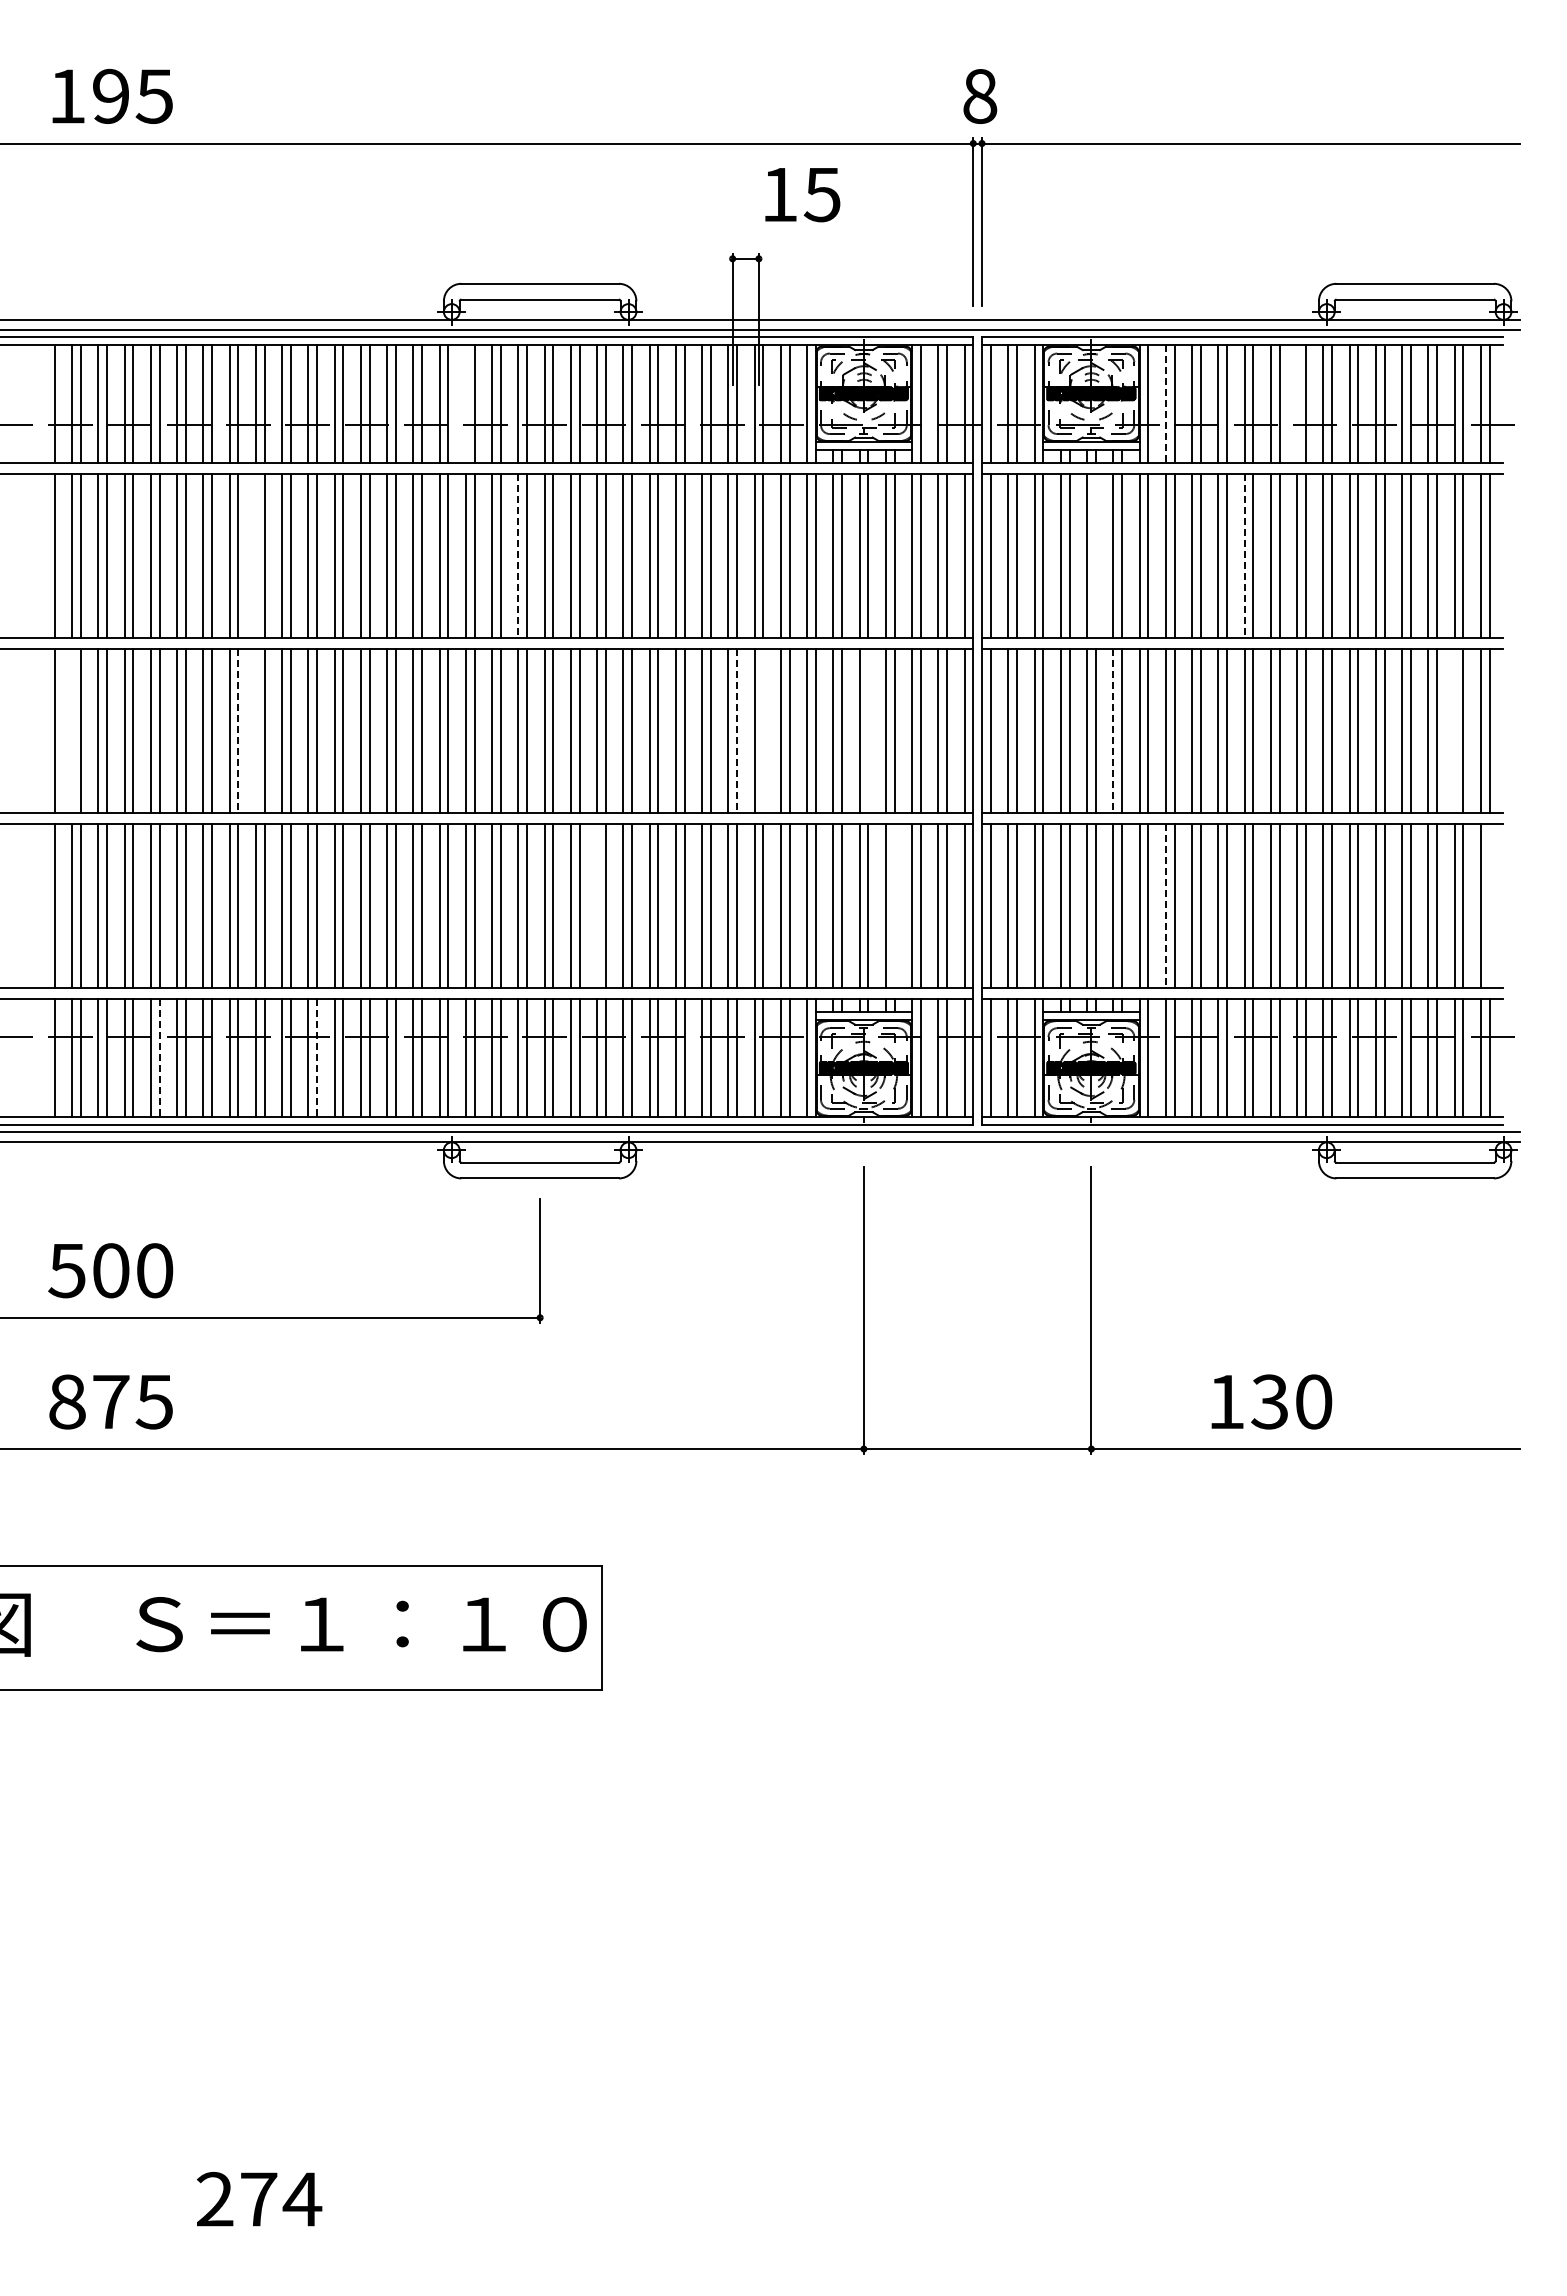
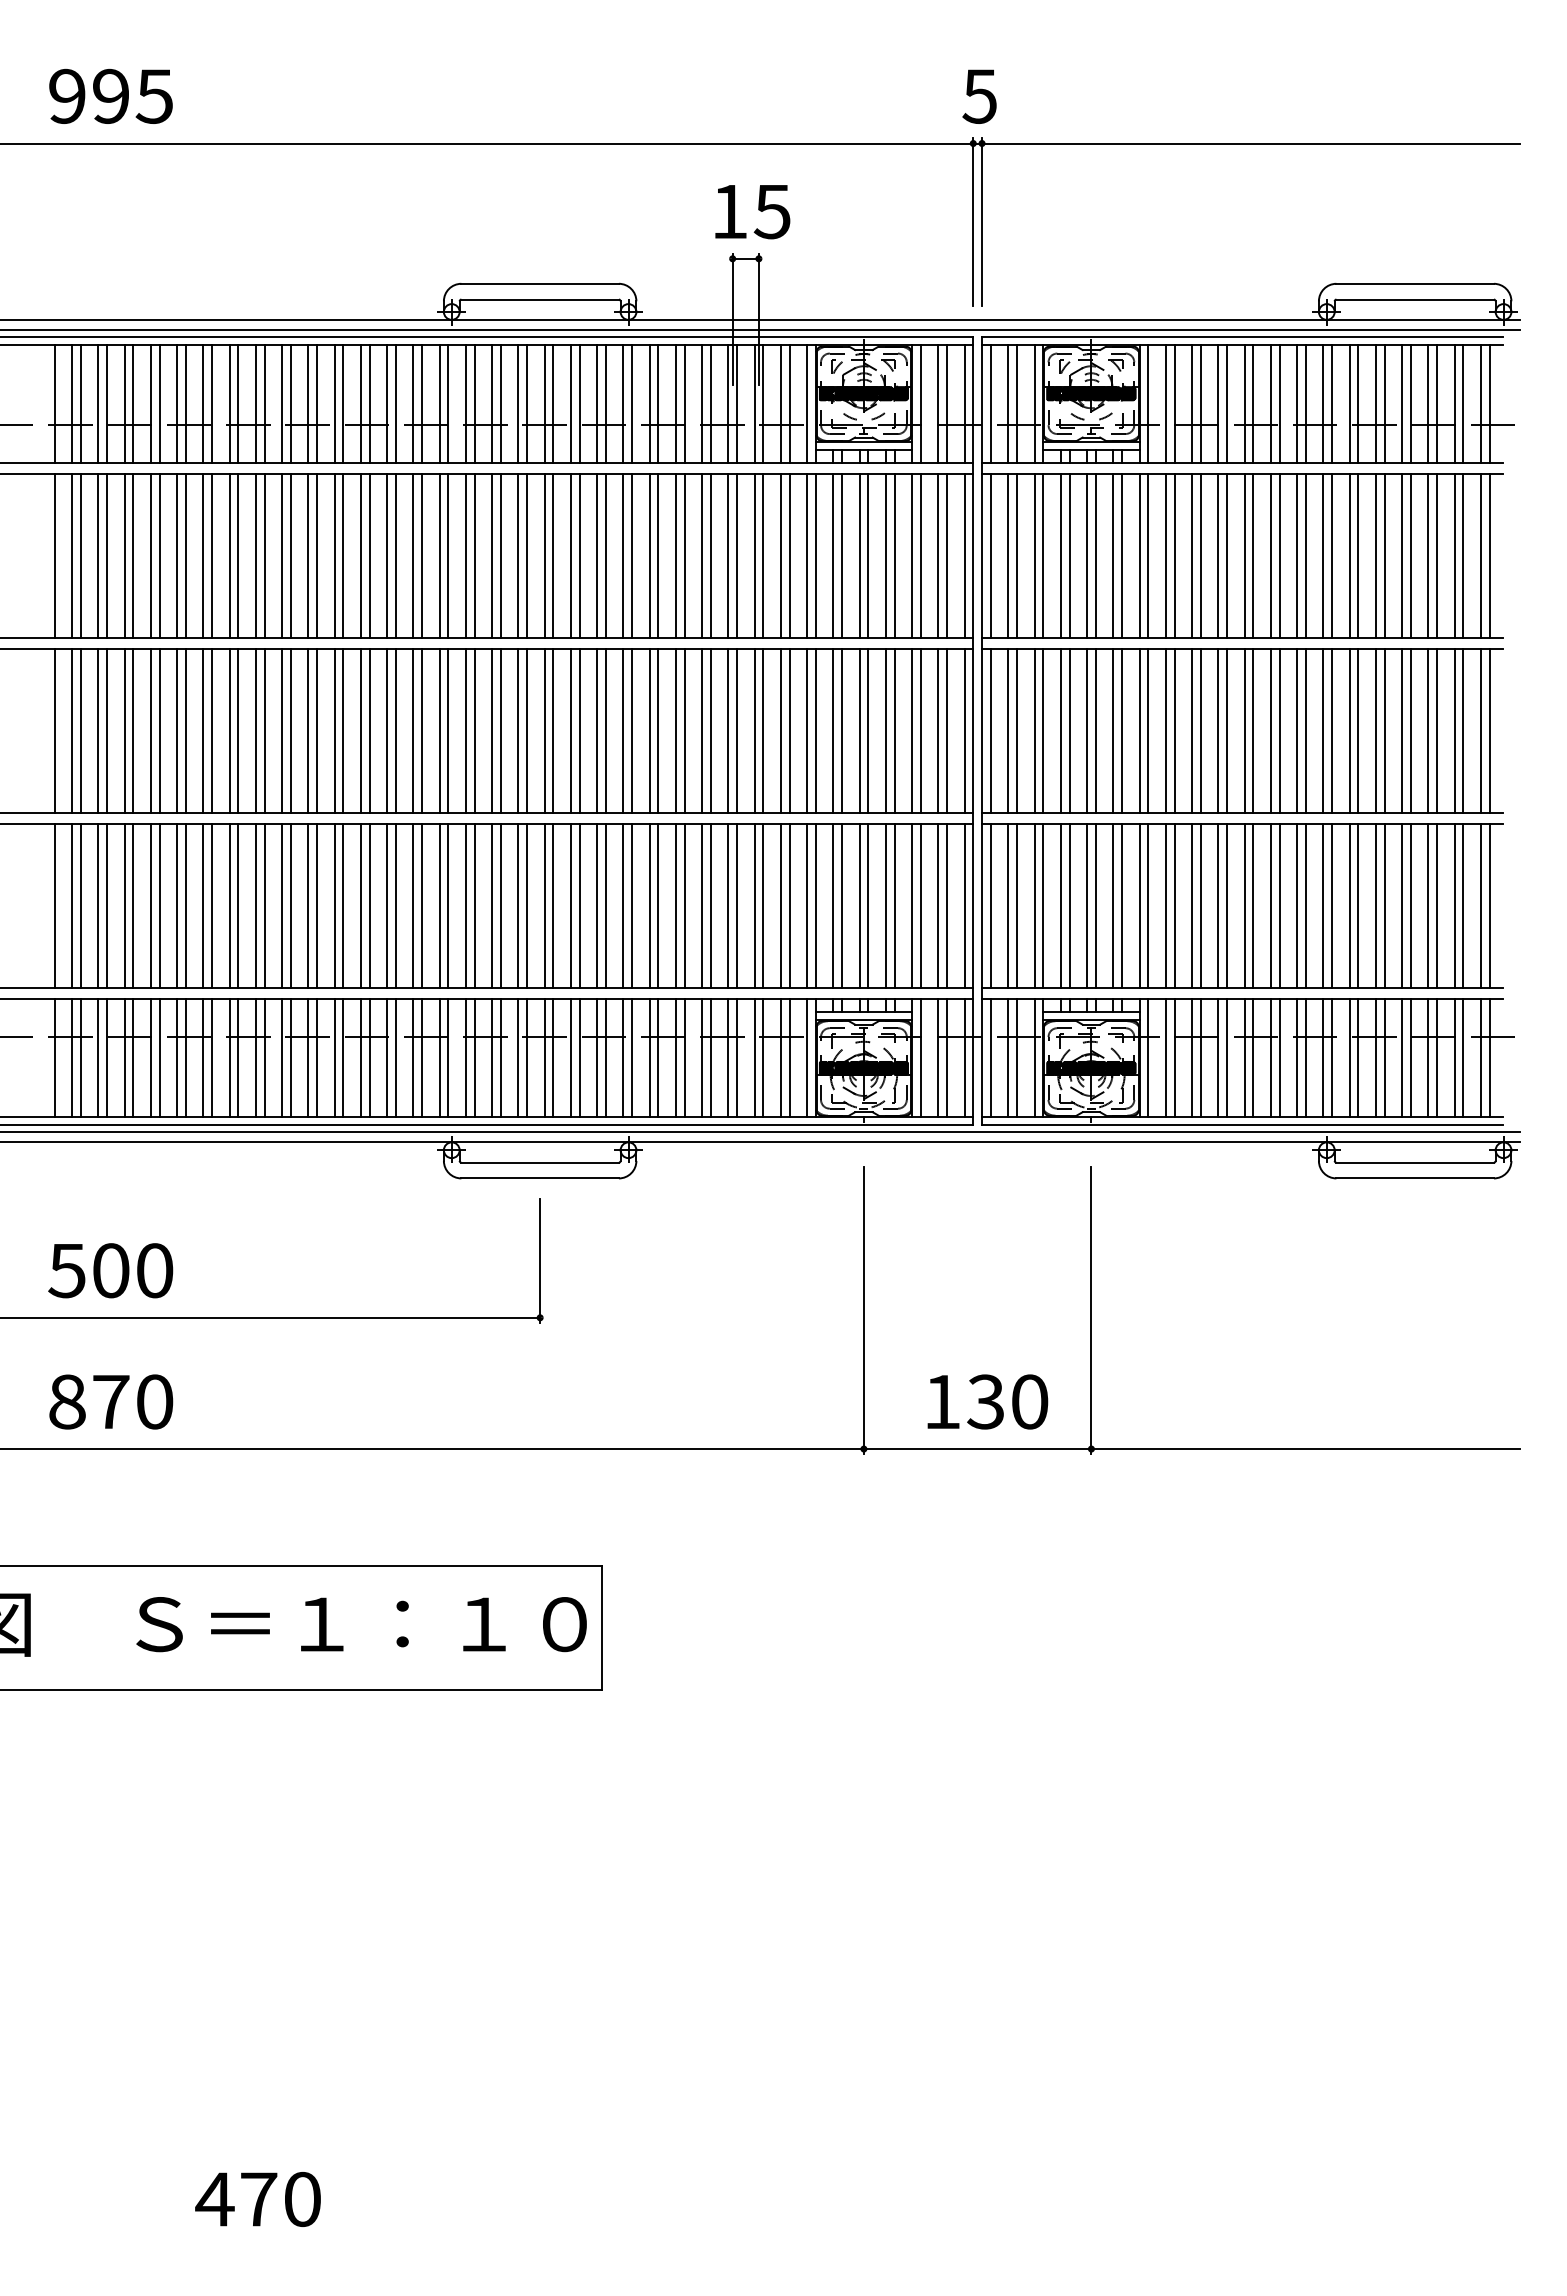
text: 195 -> 995 (67, 95)
text: 8 -> 5 (979, 96)
text position: (802, 195) -> (752, 212) (752, 212)
line: none -> present (465, 404)
line: dashed -> solid (1165, 404)
line: none -> present (1297, 404)
line: none -> present (255, 555)
line: none -> present (1095, 555)
line: dashed -> solid (518, 556)
line: dashed -> solid (1244, 556)
line: none -> present (72, 730)
line: none -> present (255, 730)
line: none -> present (763, 730)
line: none -> present (868, 730)
line: none -> present (1454, 730)
line: dashed -> solid (238, 731)
line: dashed -> solid (737, 731)
line: dashed -> solid (1113, 731)
line: none -> present (597, 905)
line: none -> present (894, 905)
line: none -> present (1489, 905)
line: dashed -> solid (1165, 906)
line: dashed -> solid (159, 1058)
line: dashed -> solid (317, 1058)
text: 875 -> 870 (154, 1401)
text position: (1271, 1401) -> (987, 1401) (987, 1401)
text: 274 -> 470 (258, 2199)
